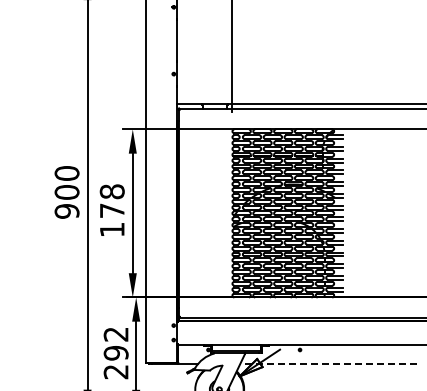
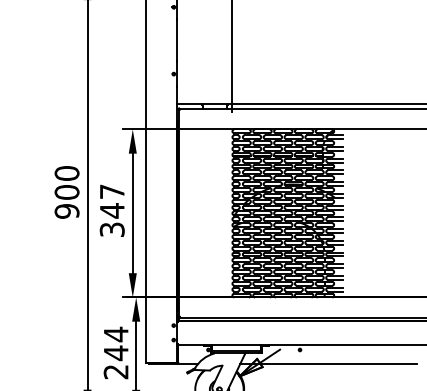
text: 178 -> 347 (111, 210)
text: 292 -> 244 (115, 343)
line: dashed -> solid (328, 363)
